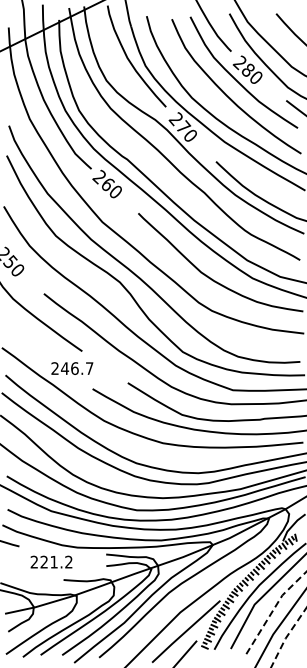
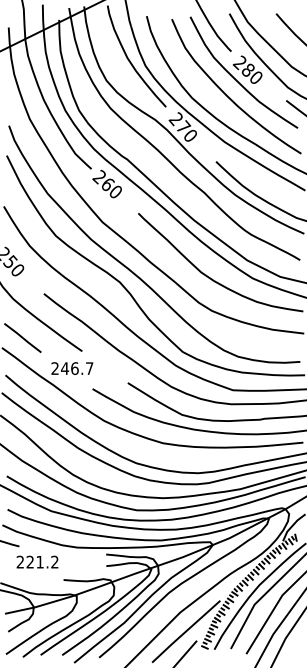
line: none -> present (22, 337)
text position: (51, 561) -> (37, 561) (37, 561)
line: dashed -> solid (273, 609)
line: dashed -> solid (286, 637)
